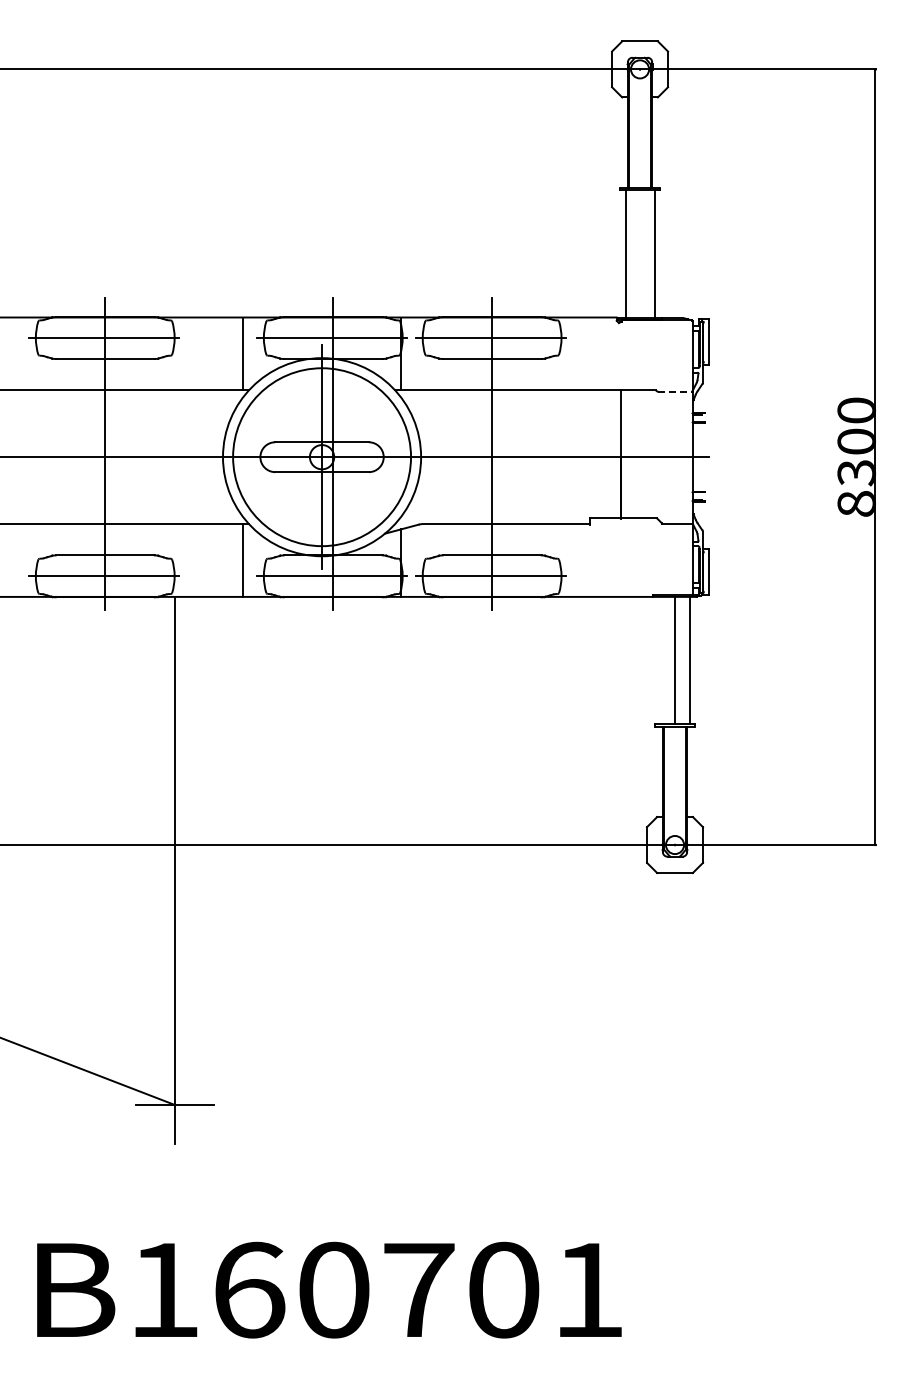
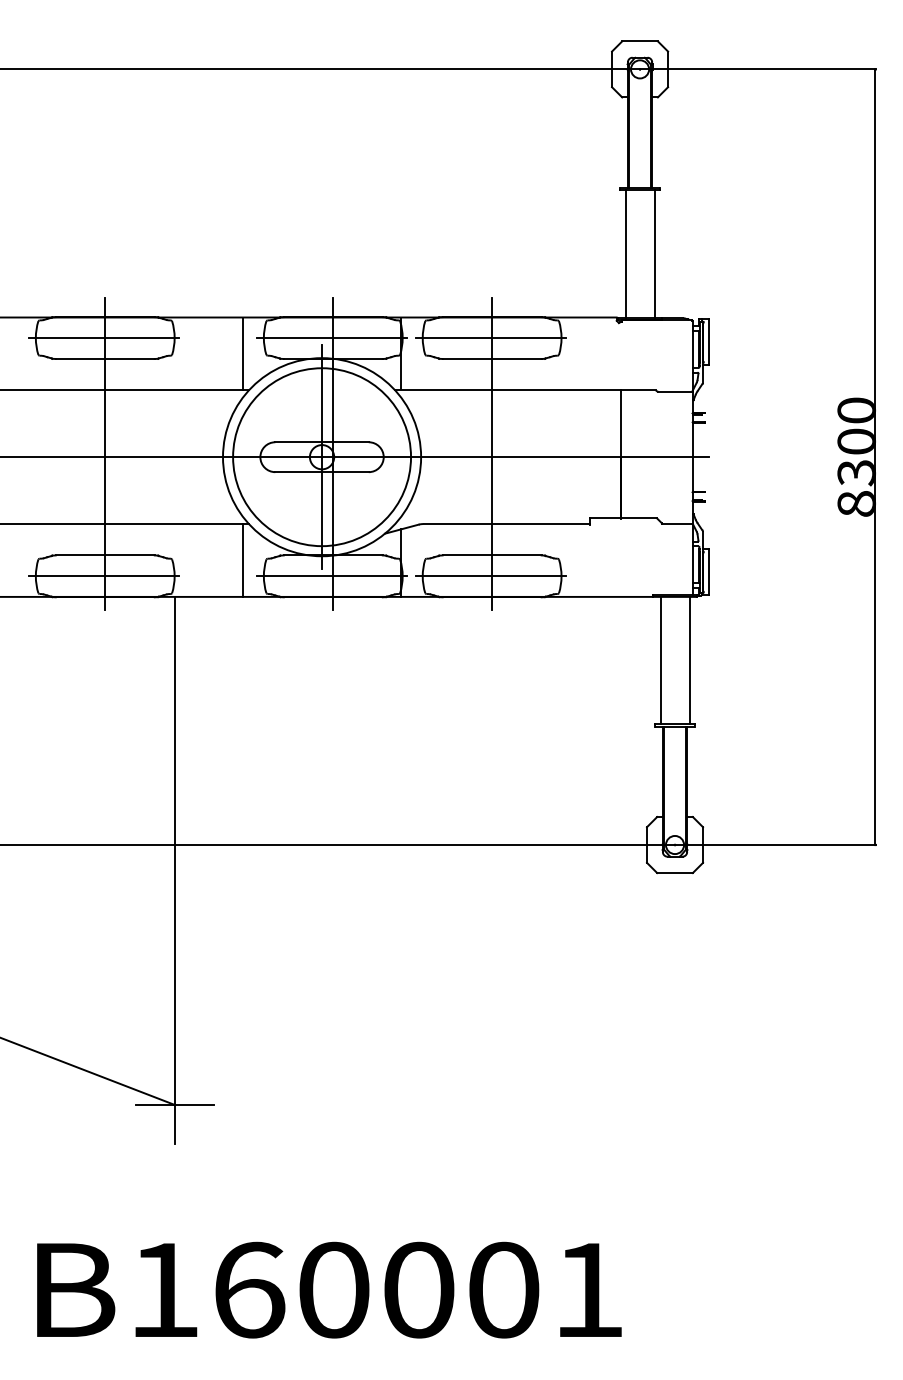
line: dashed -> solid (675, 391)
line position: (674, 660) -> (660, 660) (660, 660)
text: B160701 -> B160001 (419, 1289)
